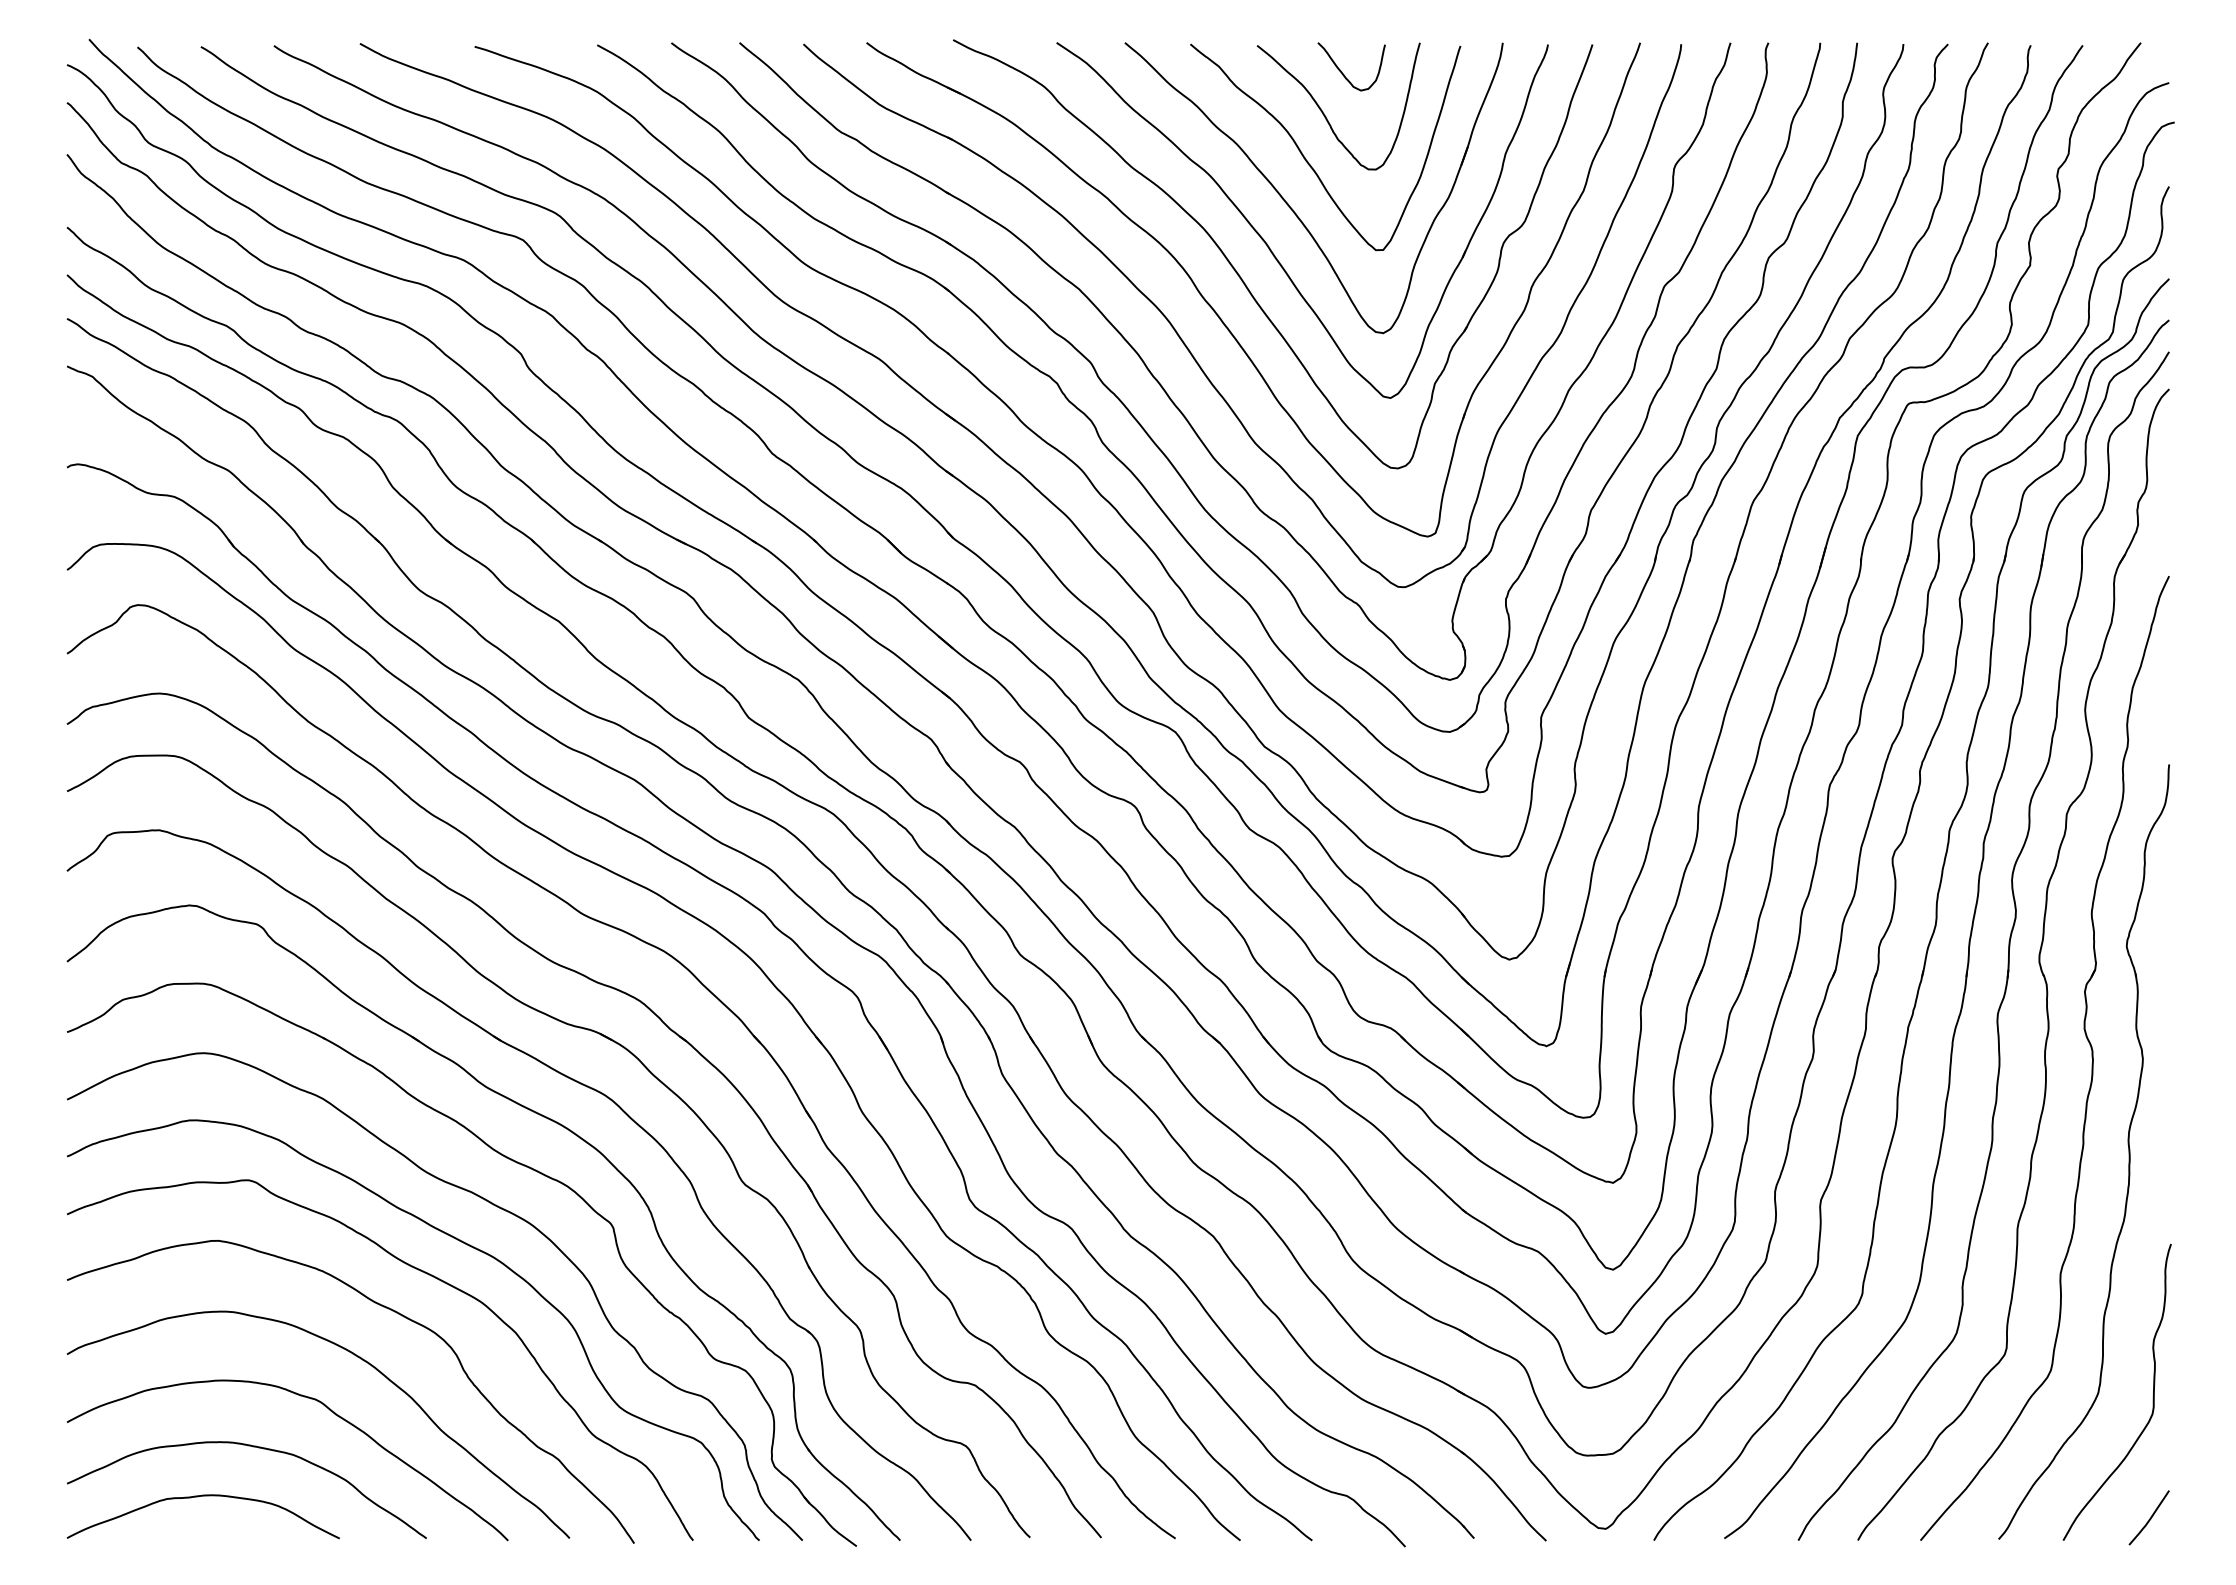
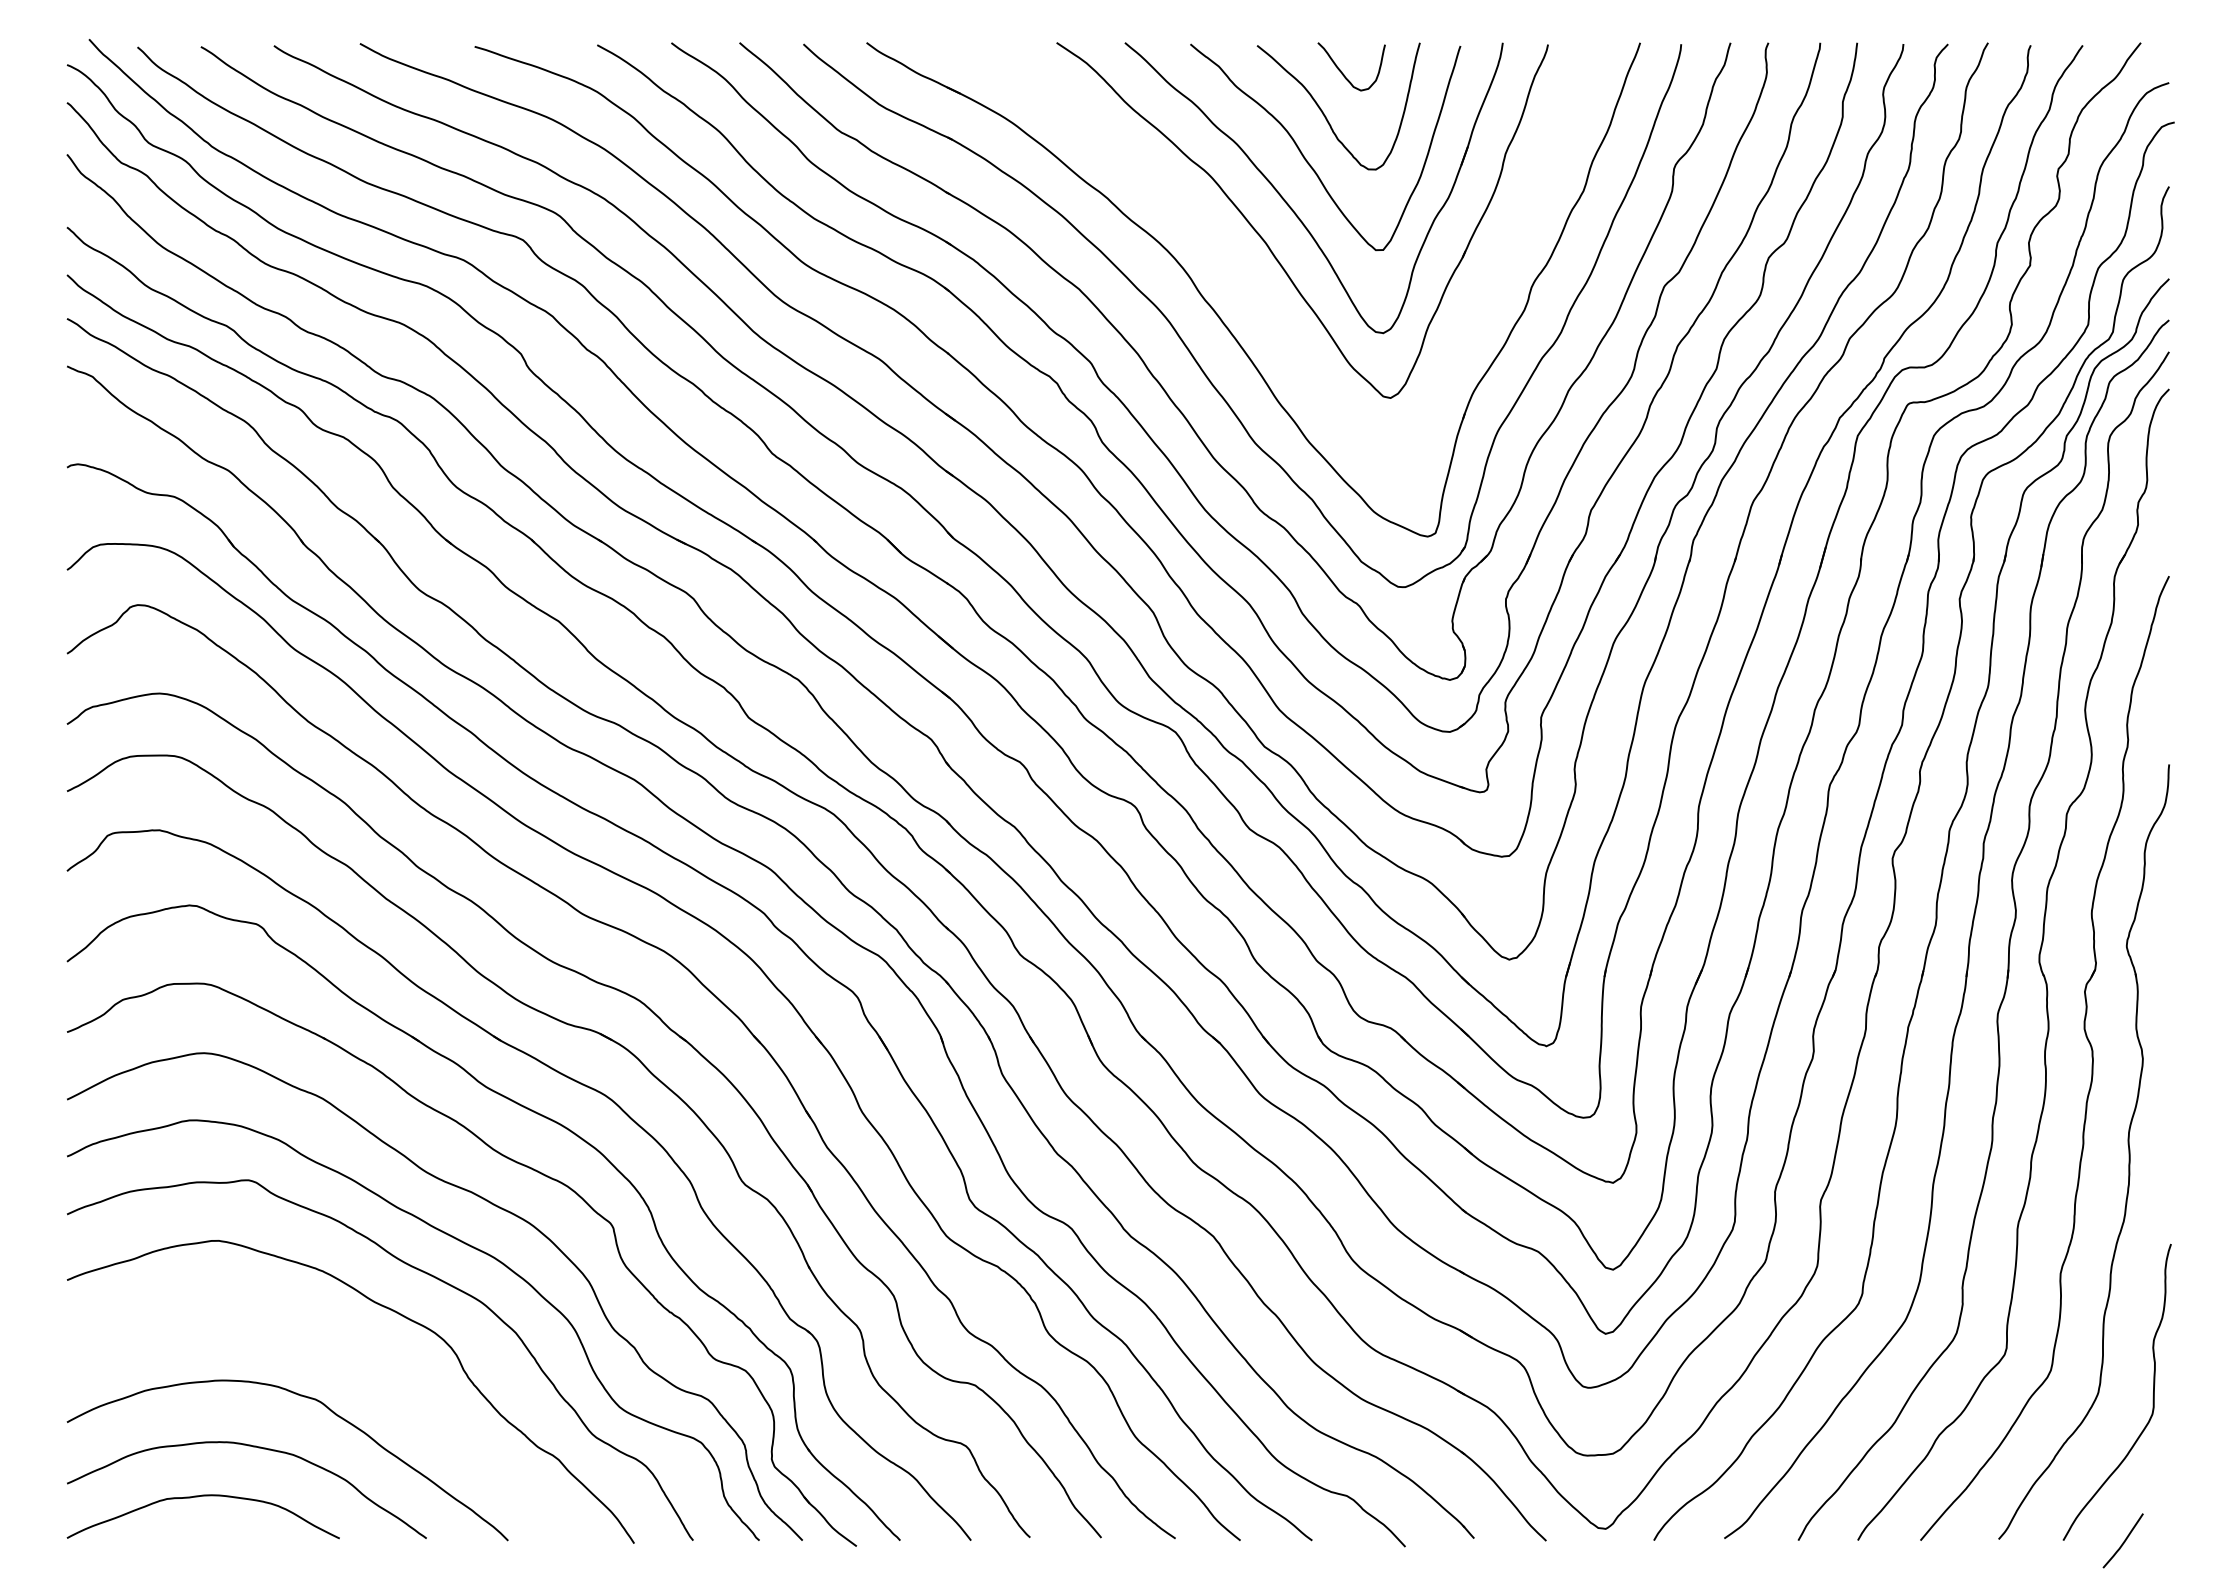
part: present -> none (1240, 275)
curve: present -> none (360, 1359)
curve position: (2149, 1518) -> (2123, 1541) (2123, 1541)
